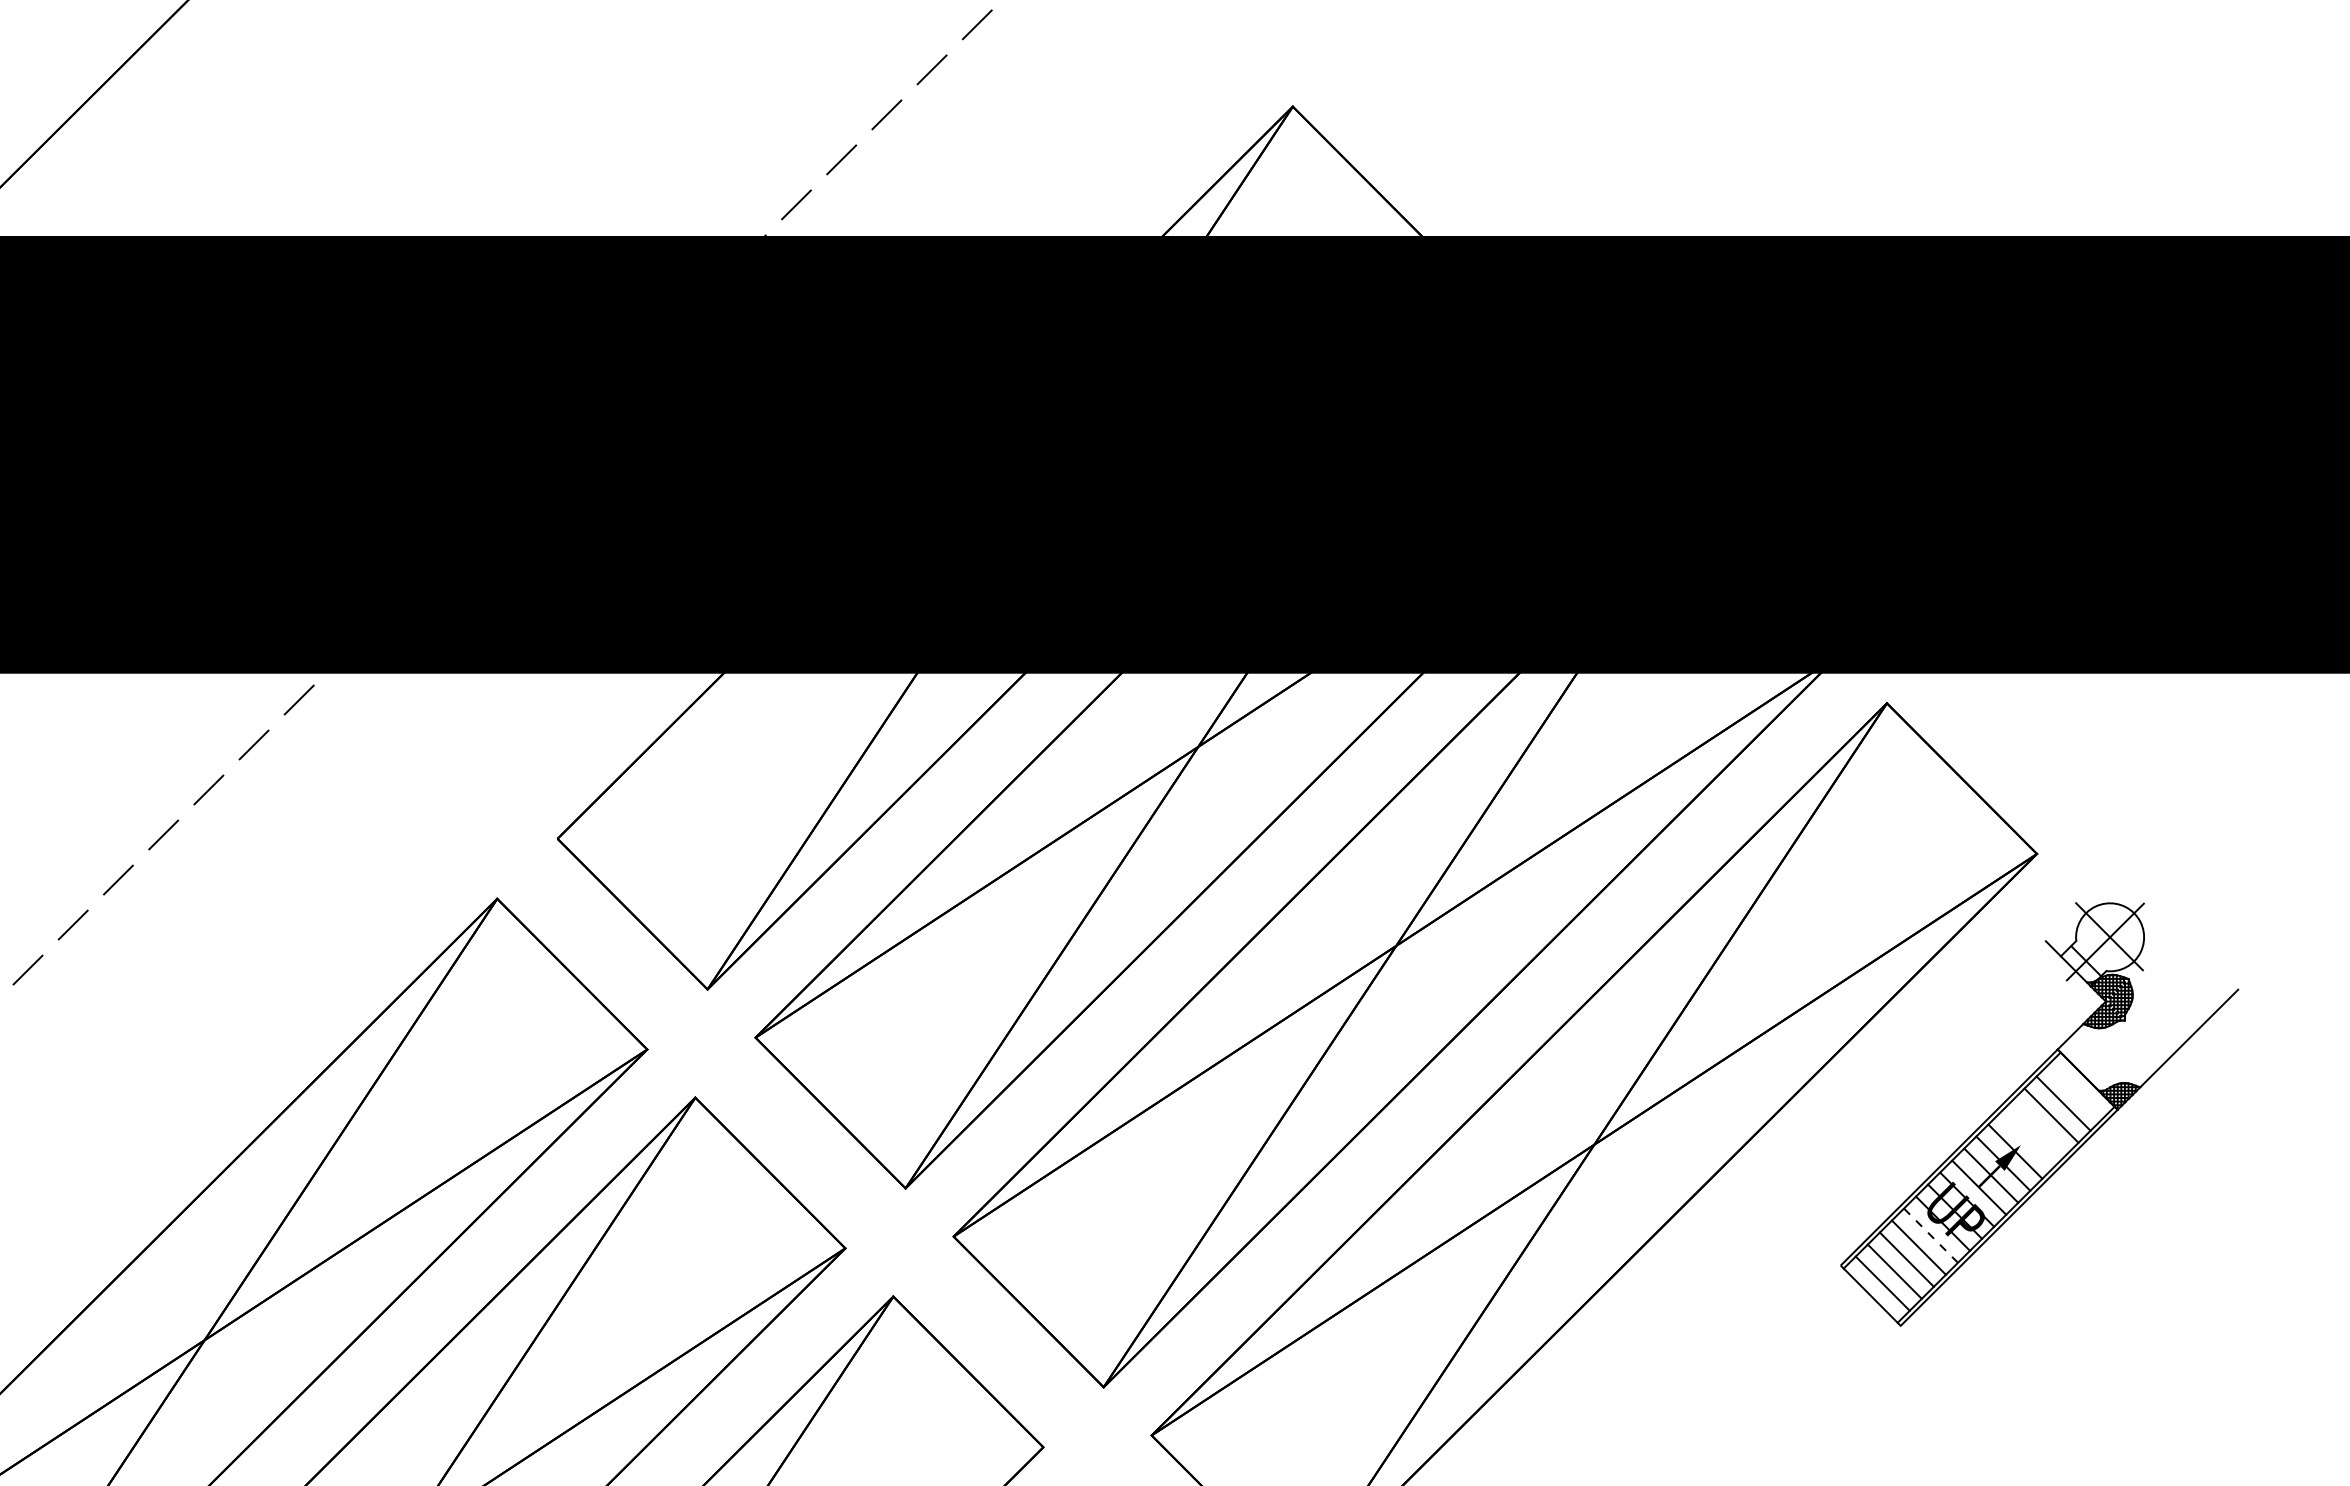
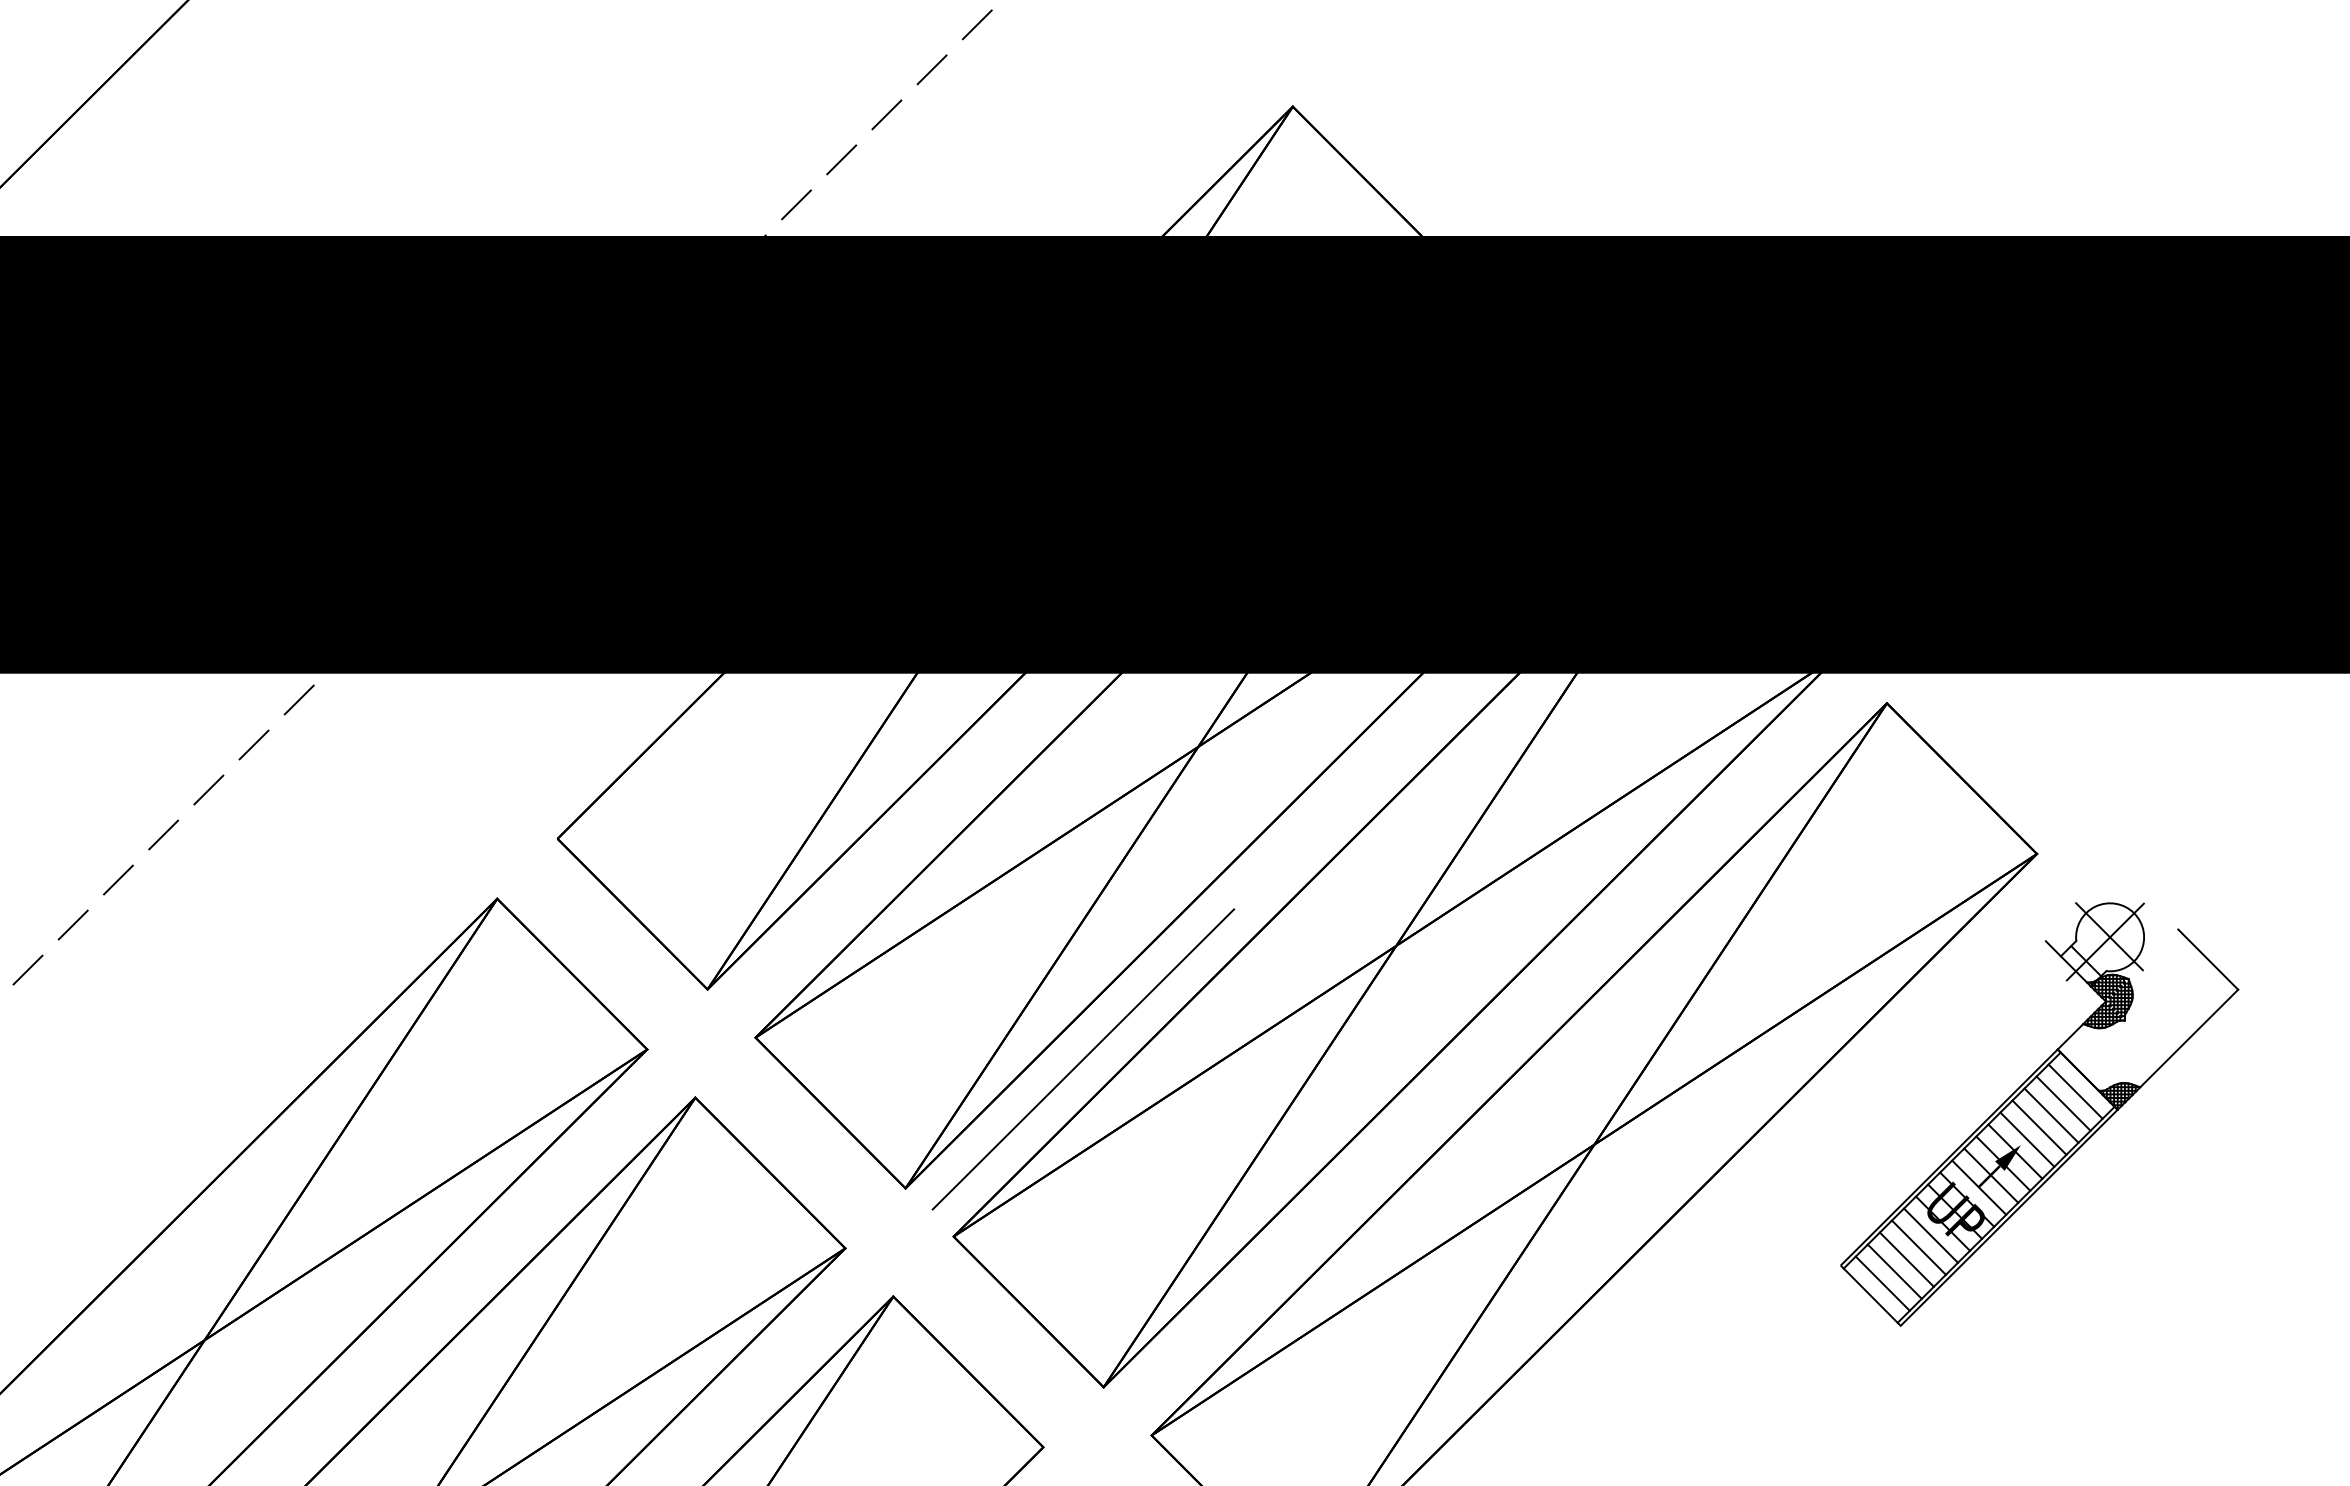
line: none -> present (2208, 959)
line: none -> present (1083, 1059)
line: none -> present (2075, 1091)
line: none -> present (2039, 1127)
line: none -> present (2027, 1139)
line: dashed -> solid (1931, 1236)
